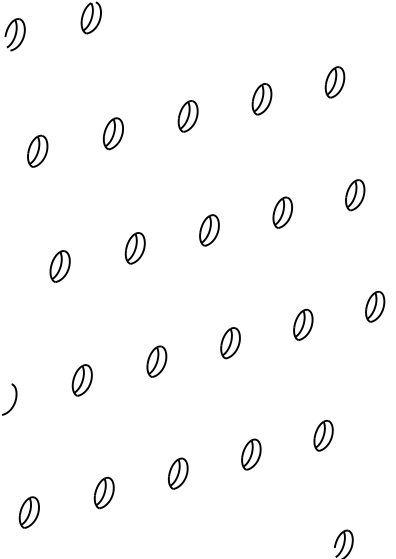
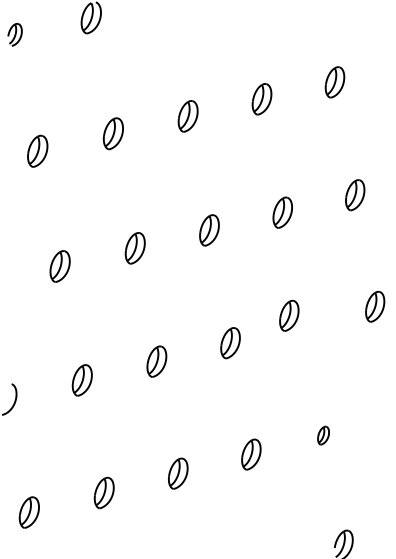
part size: 22x34 px -> 16x24 px (14, 34)
part position: (303, 324) -> (289, 315) (289, 315)
part size: 21x33 px -> 13x21 px (323, 435)
